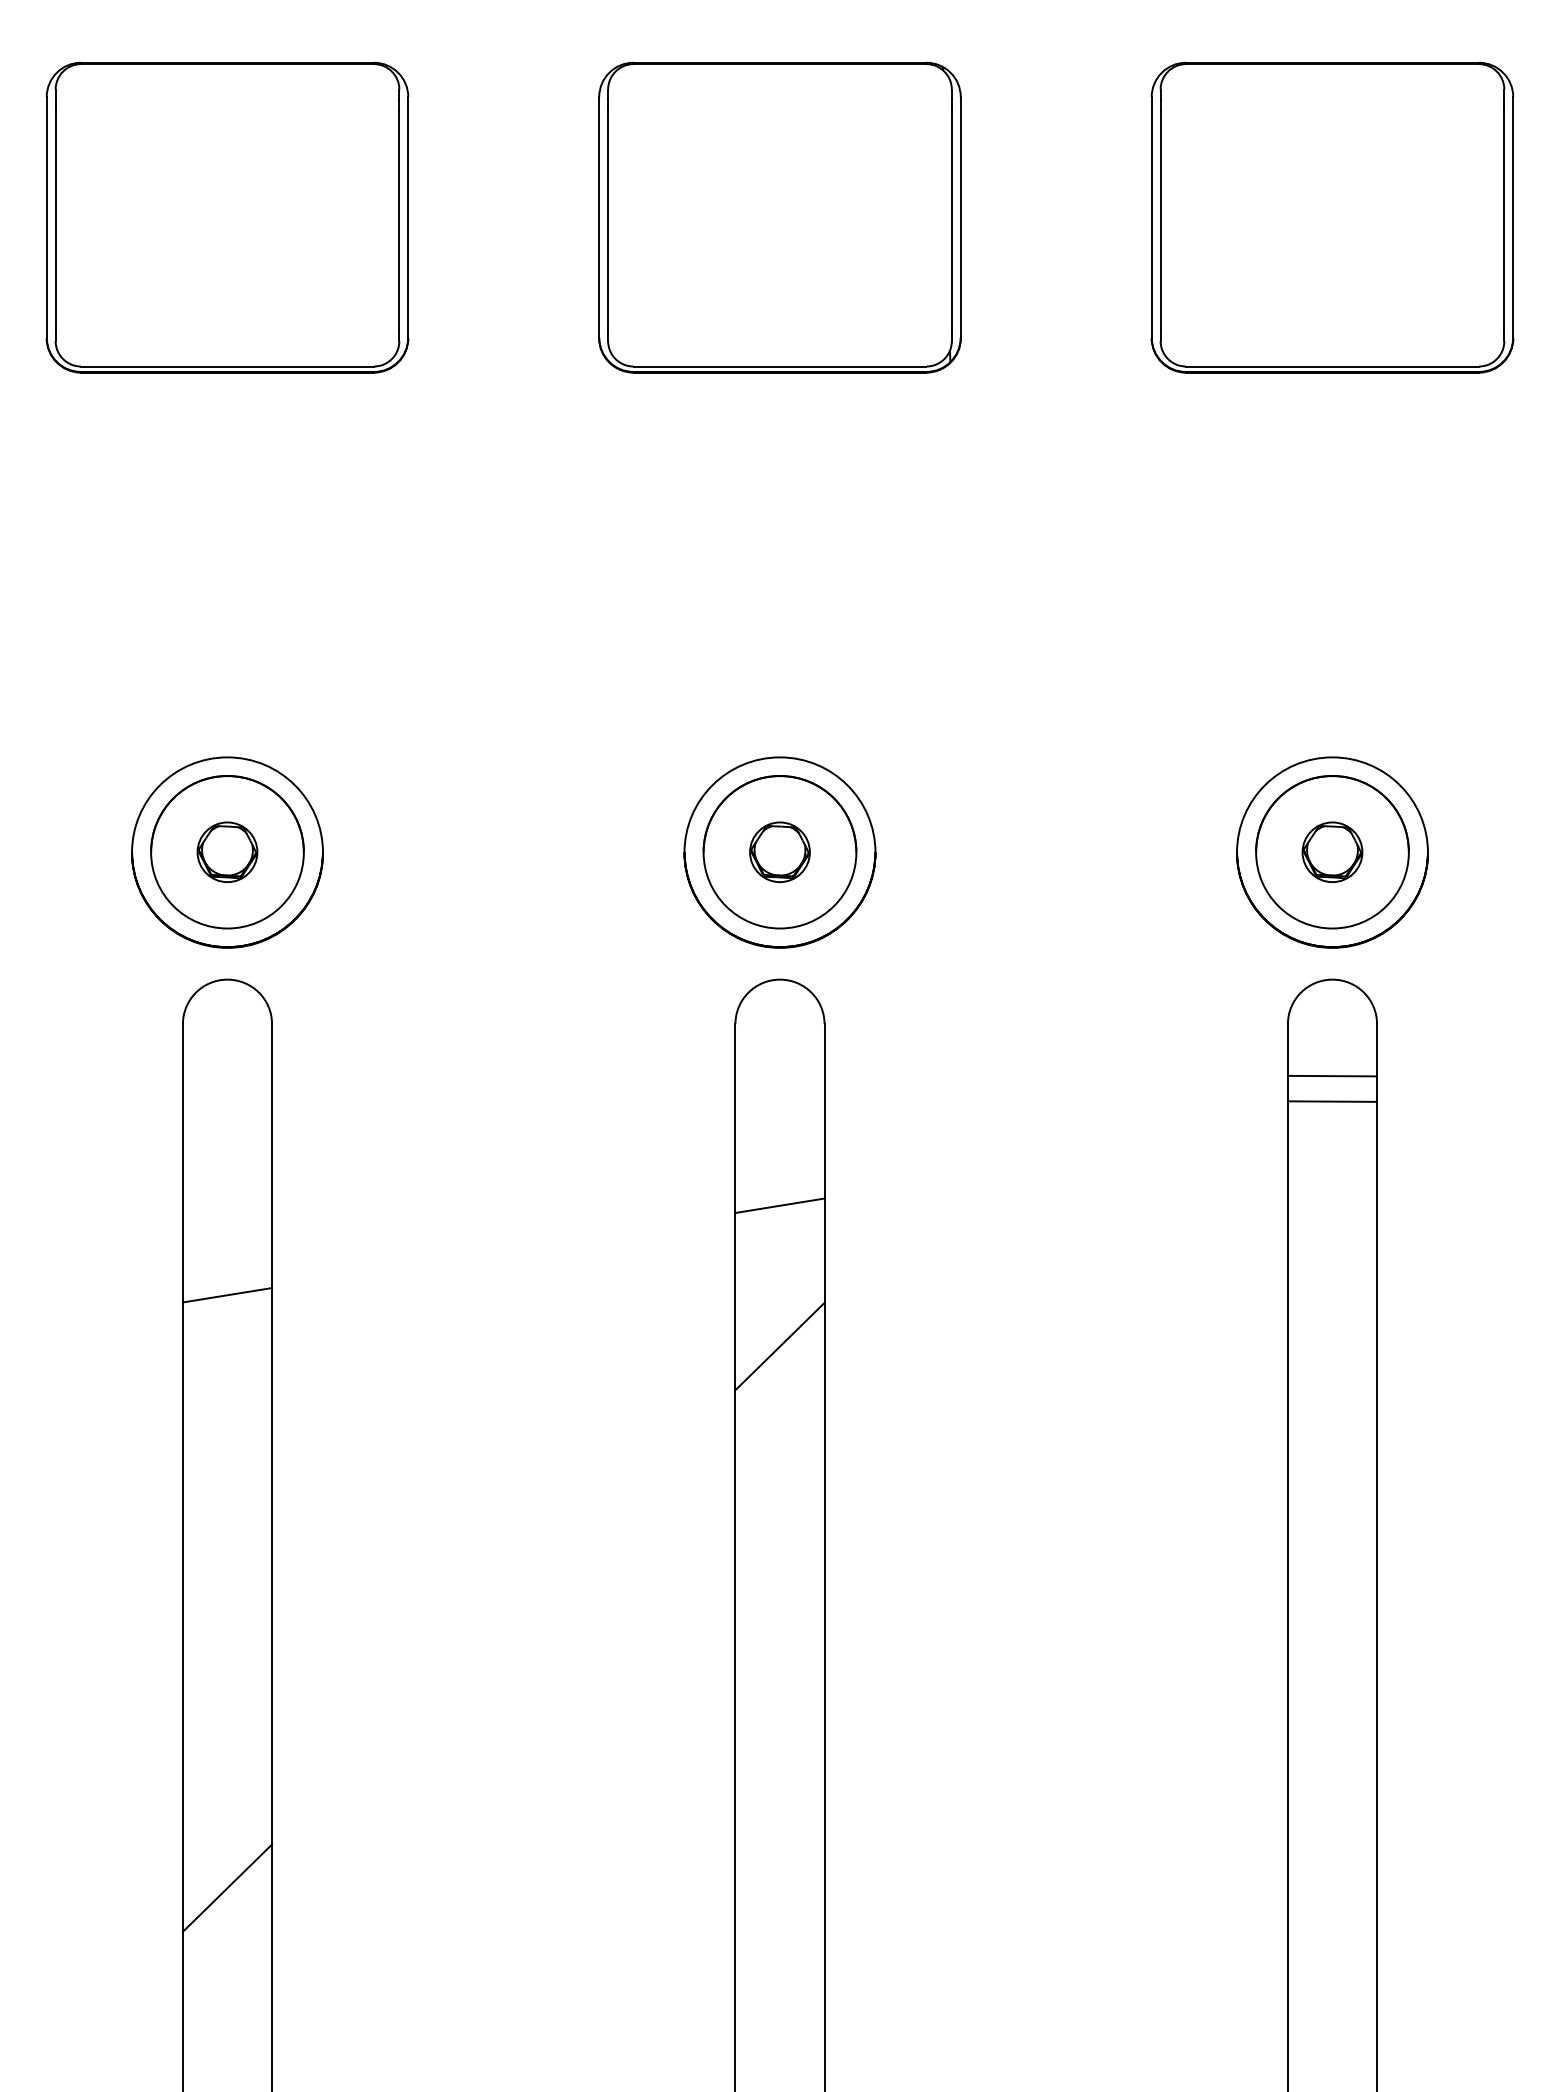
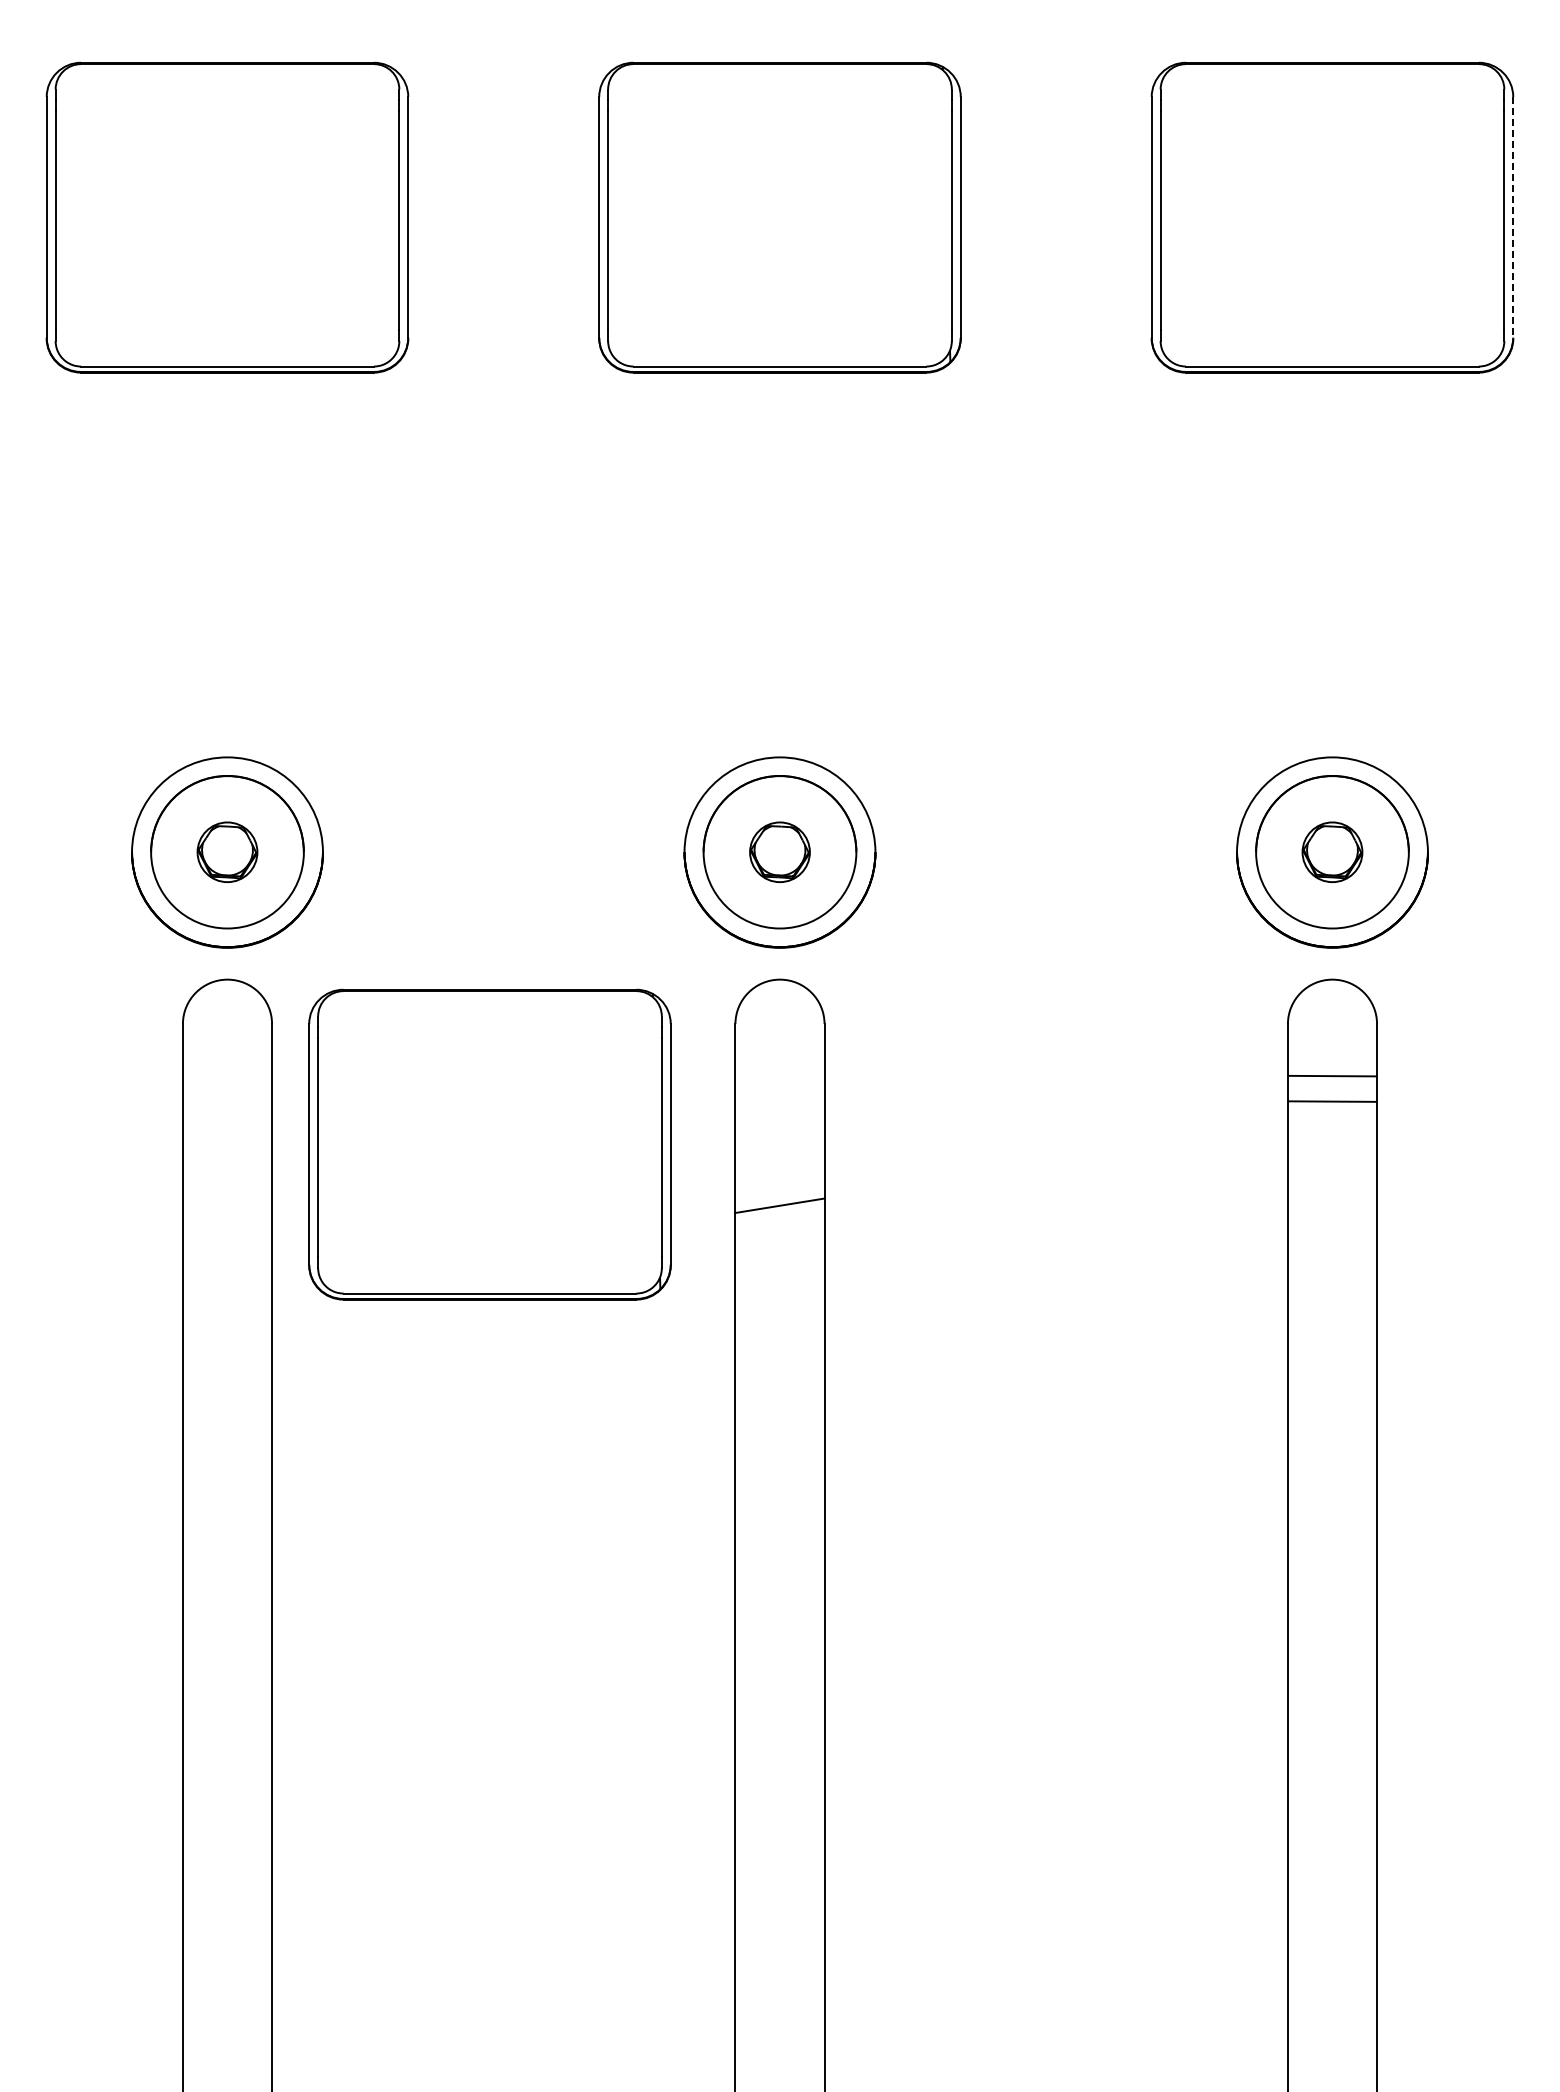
line: solid -> dashed (1513, 217)
part: none -> present (489, 1144)
line: present -> none (227, 1295)
line: present -> none (779, 1346)
line: present -> none (227, 1887)
